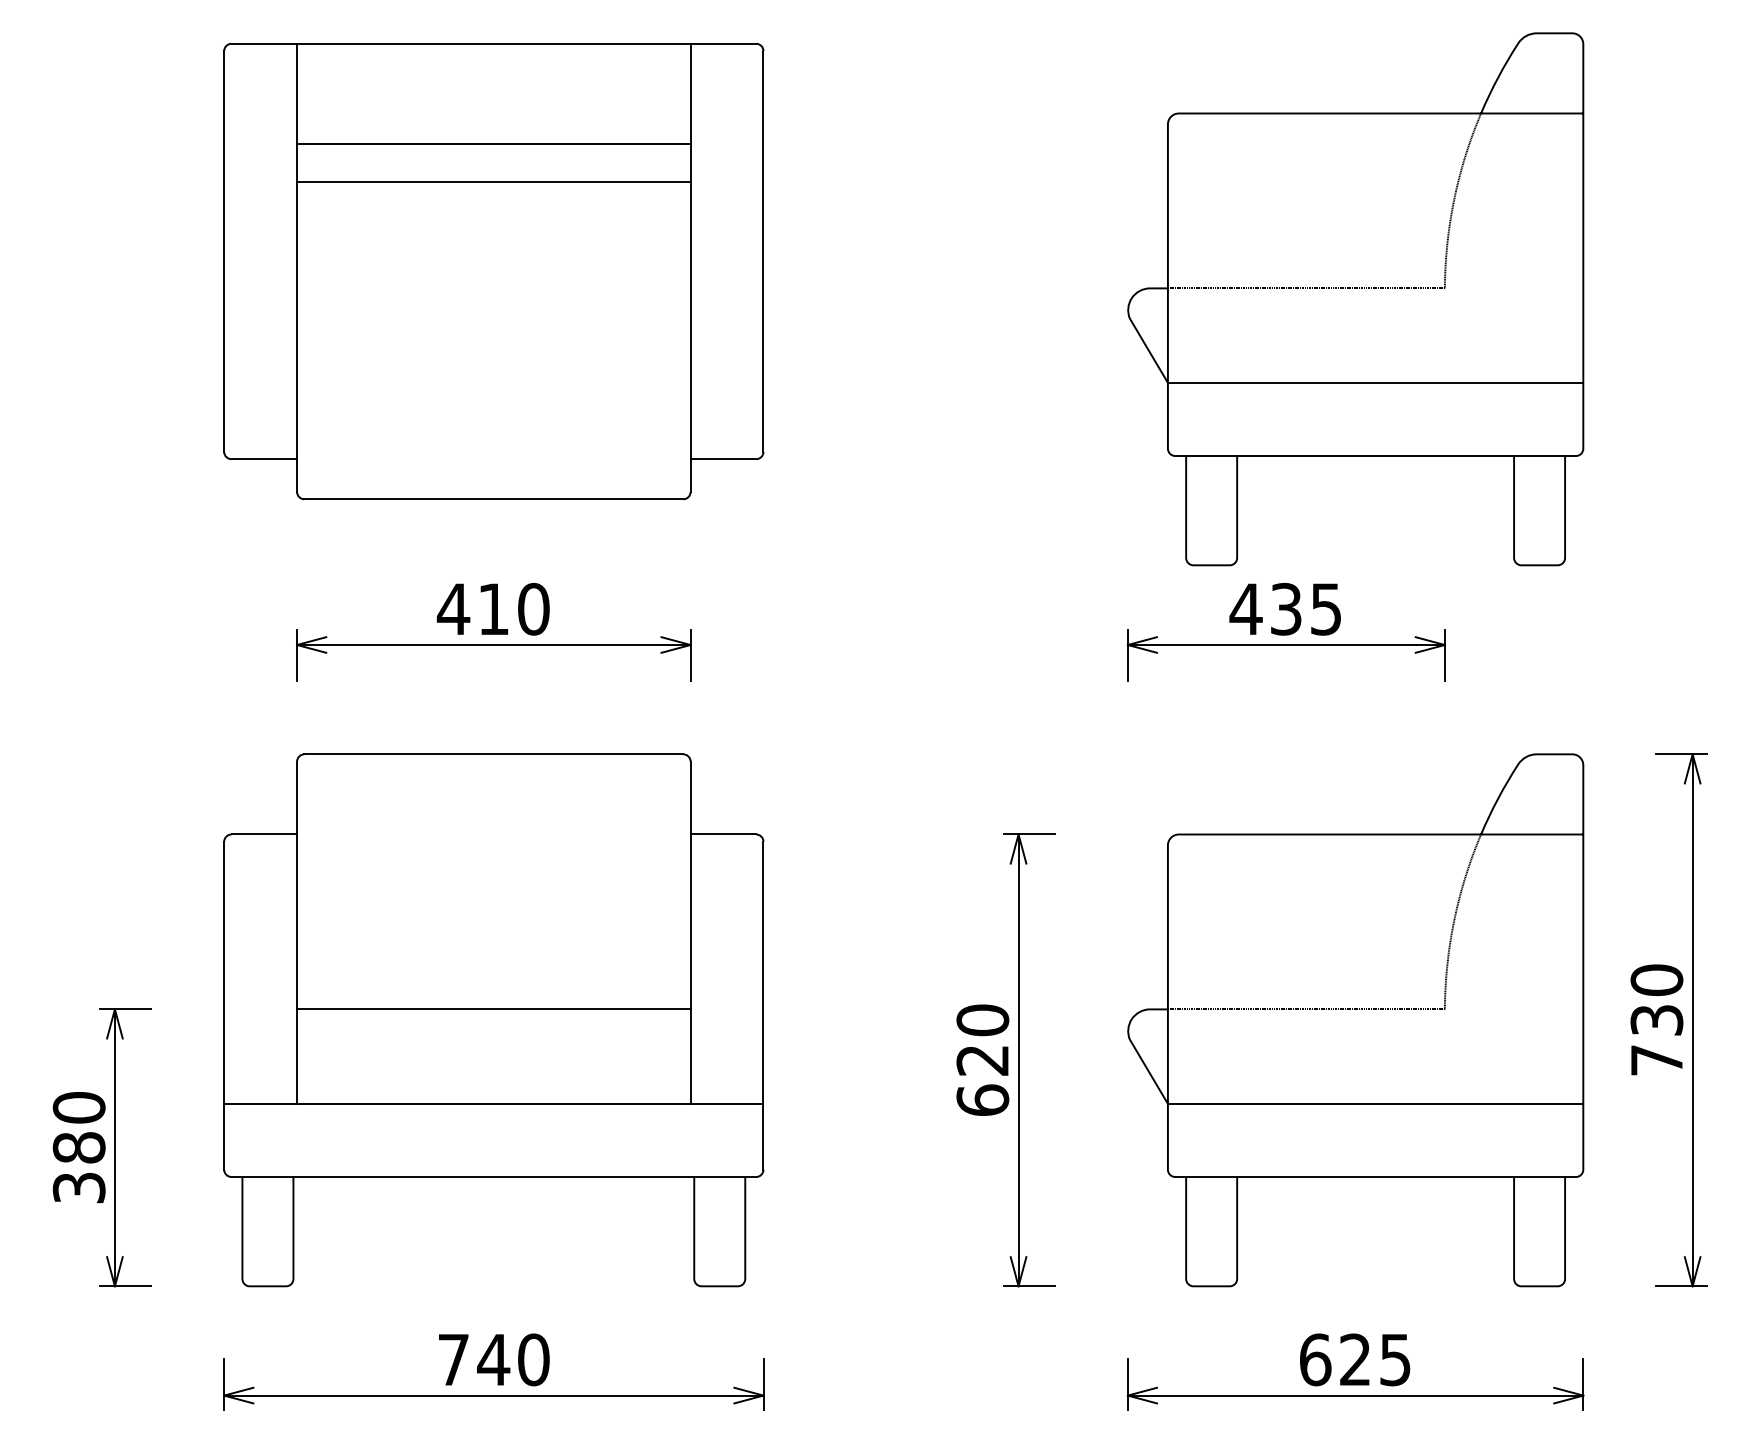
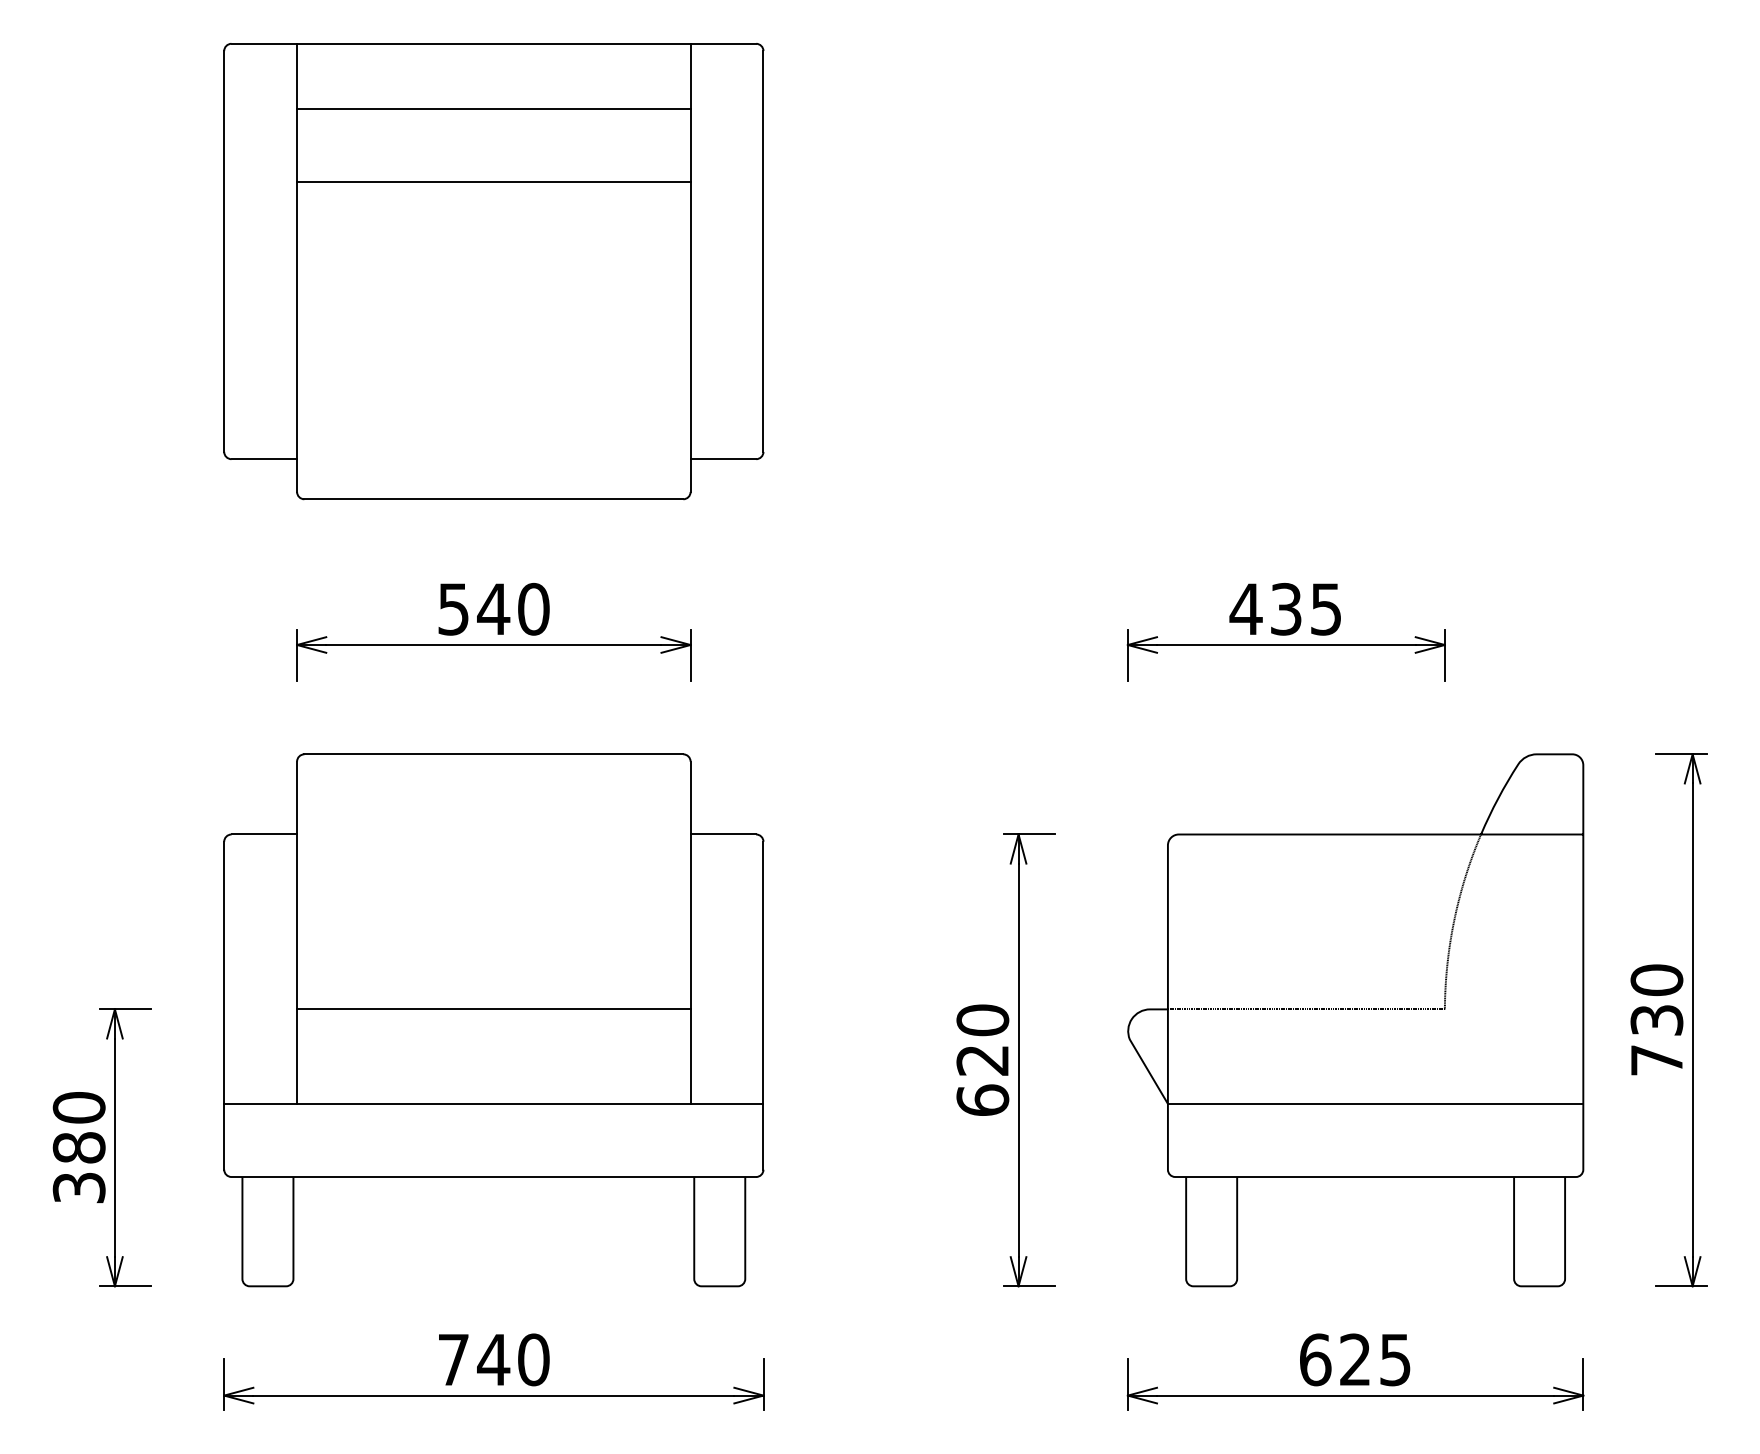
line position: (493, 143) -> (493, 108) (493, 108)
part: present -> none (1355, 299)
text: 410 -> 540 (473, 609)
